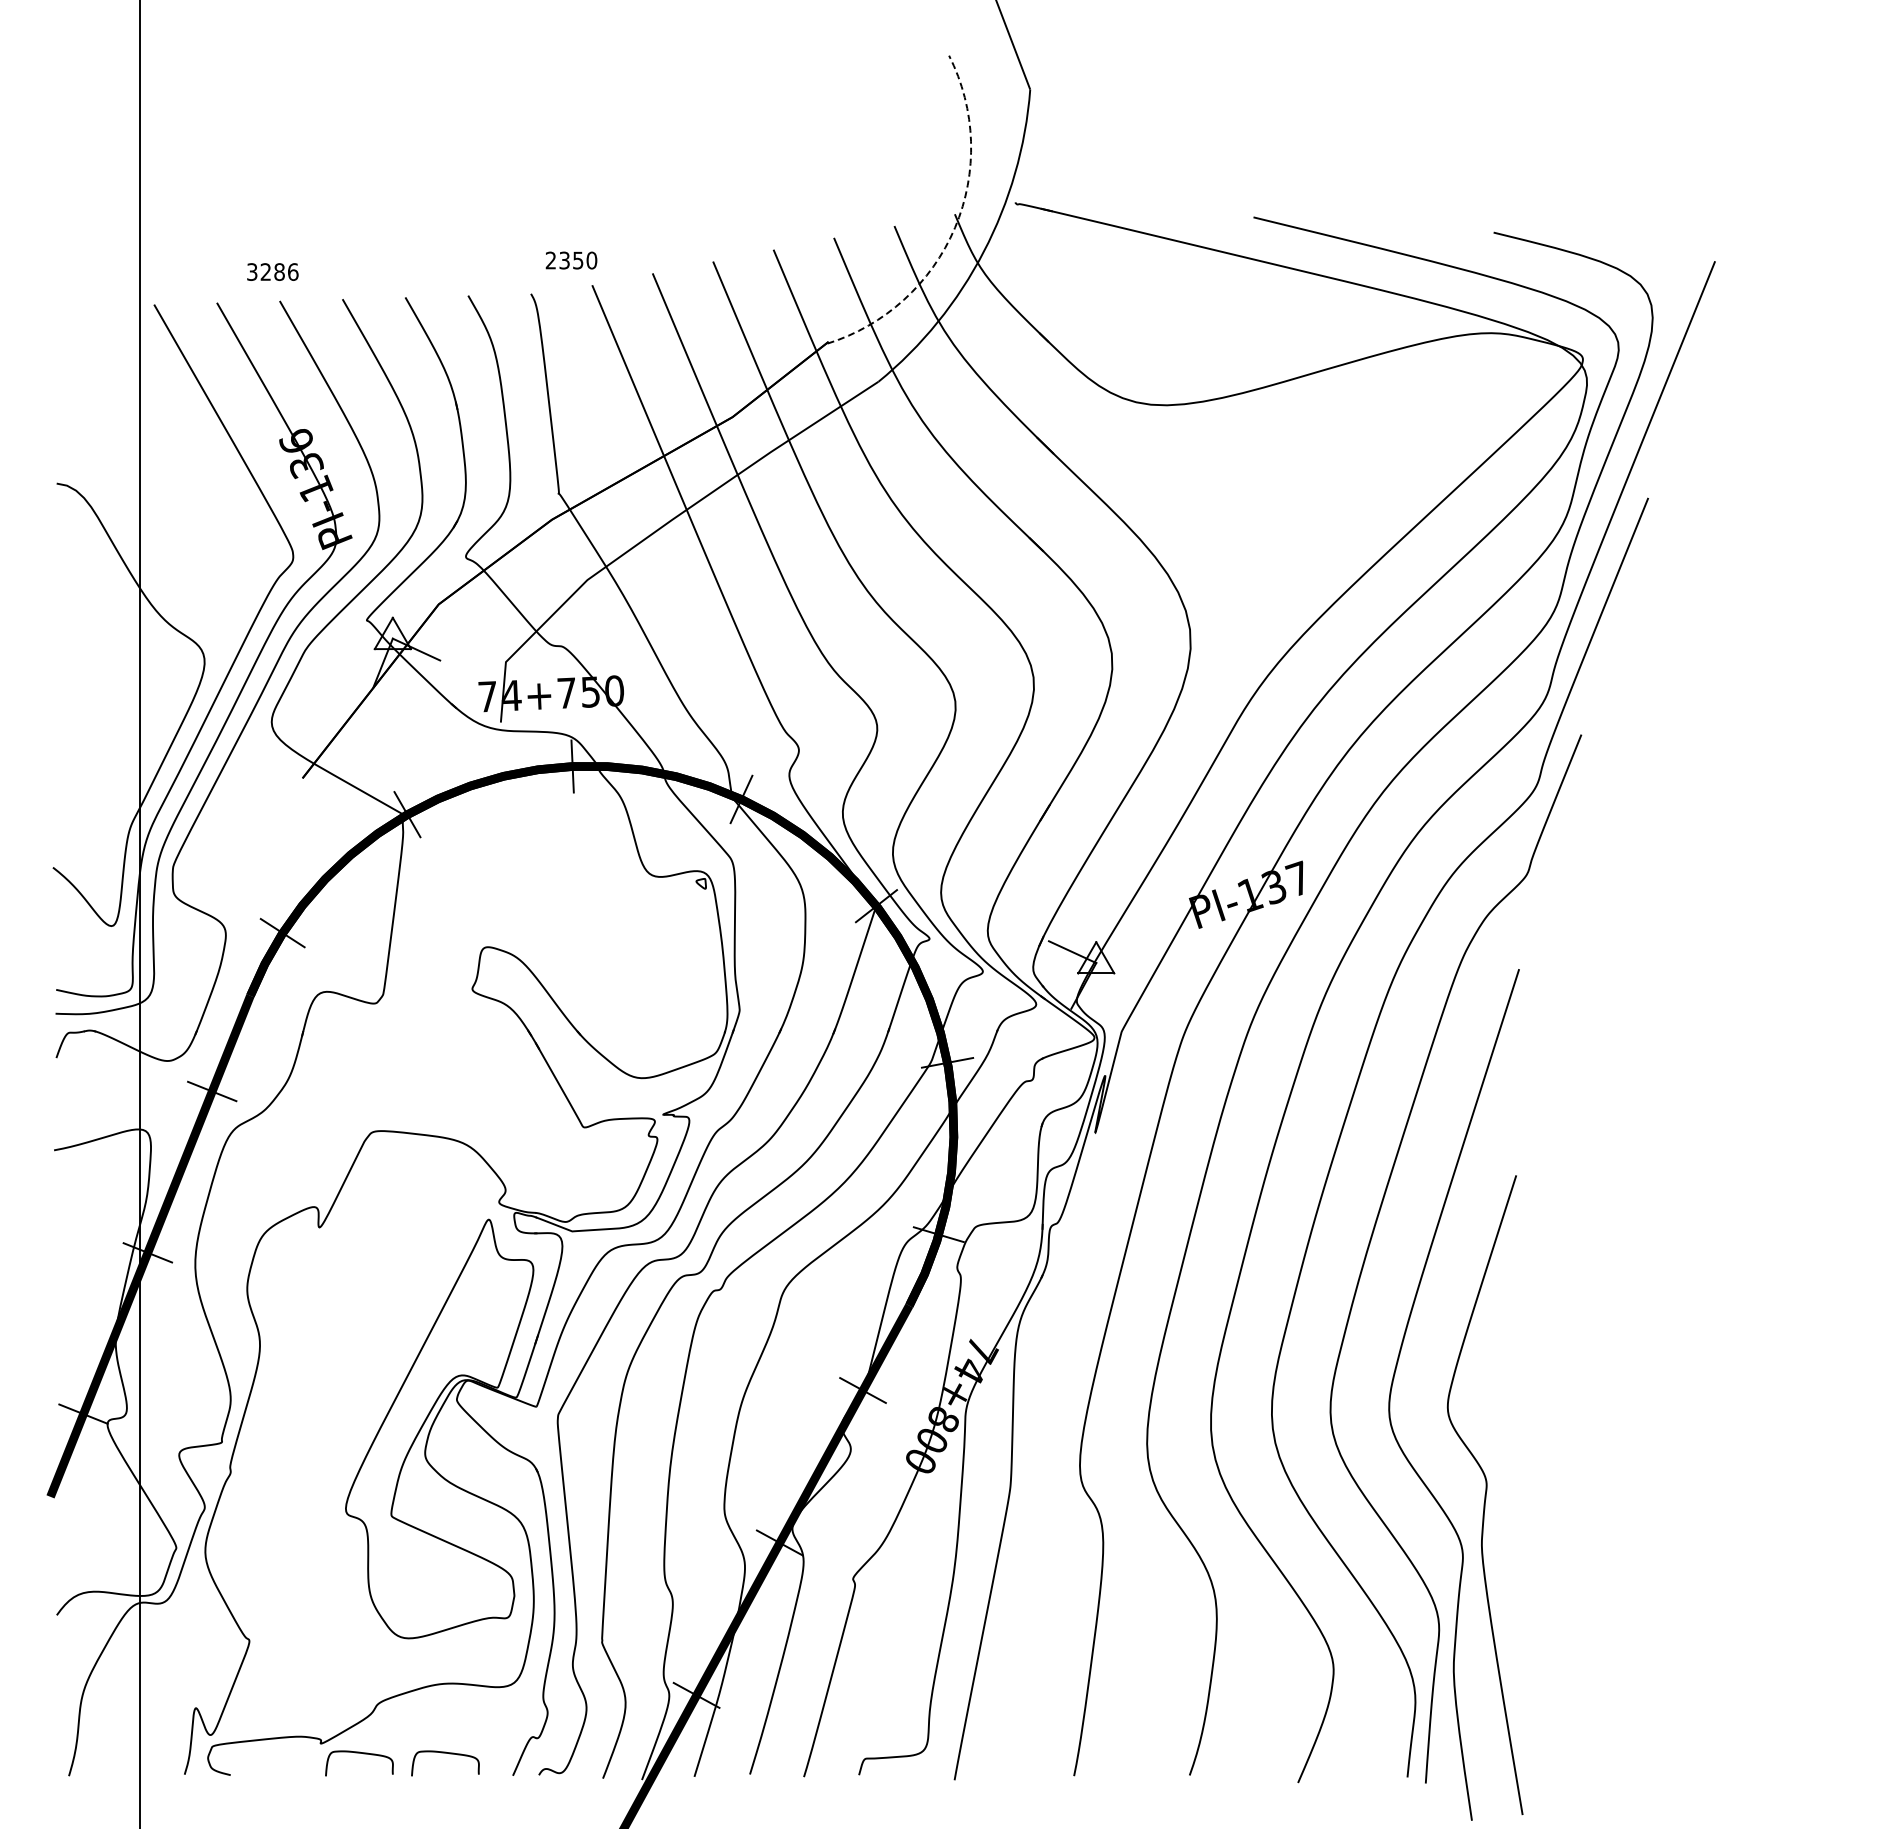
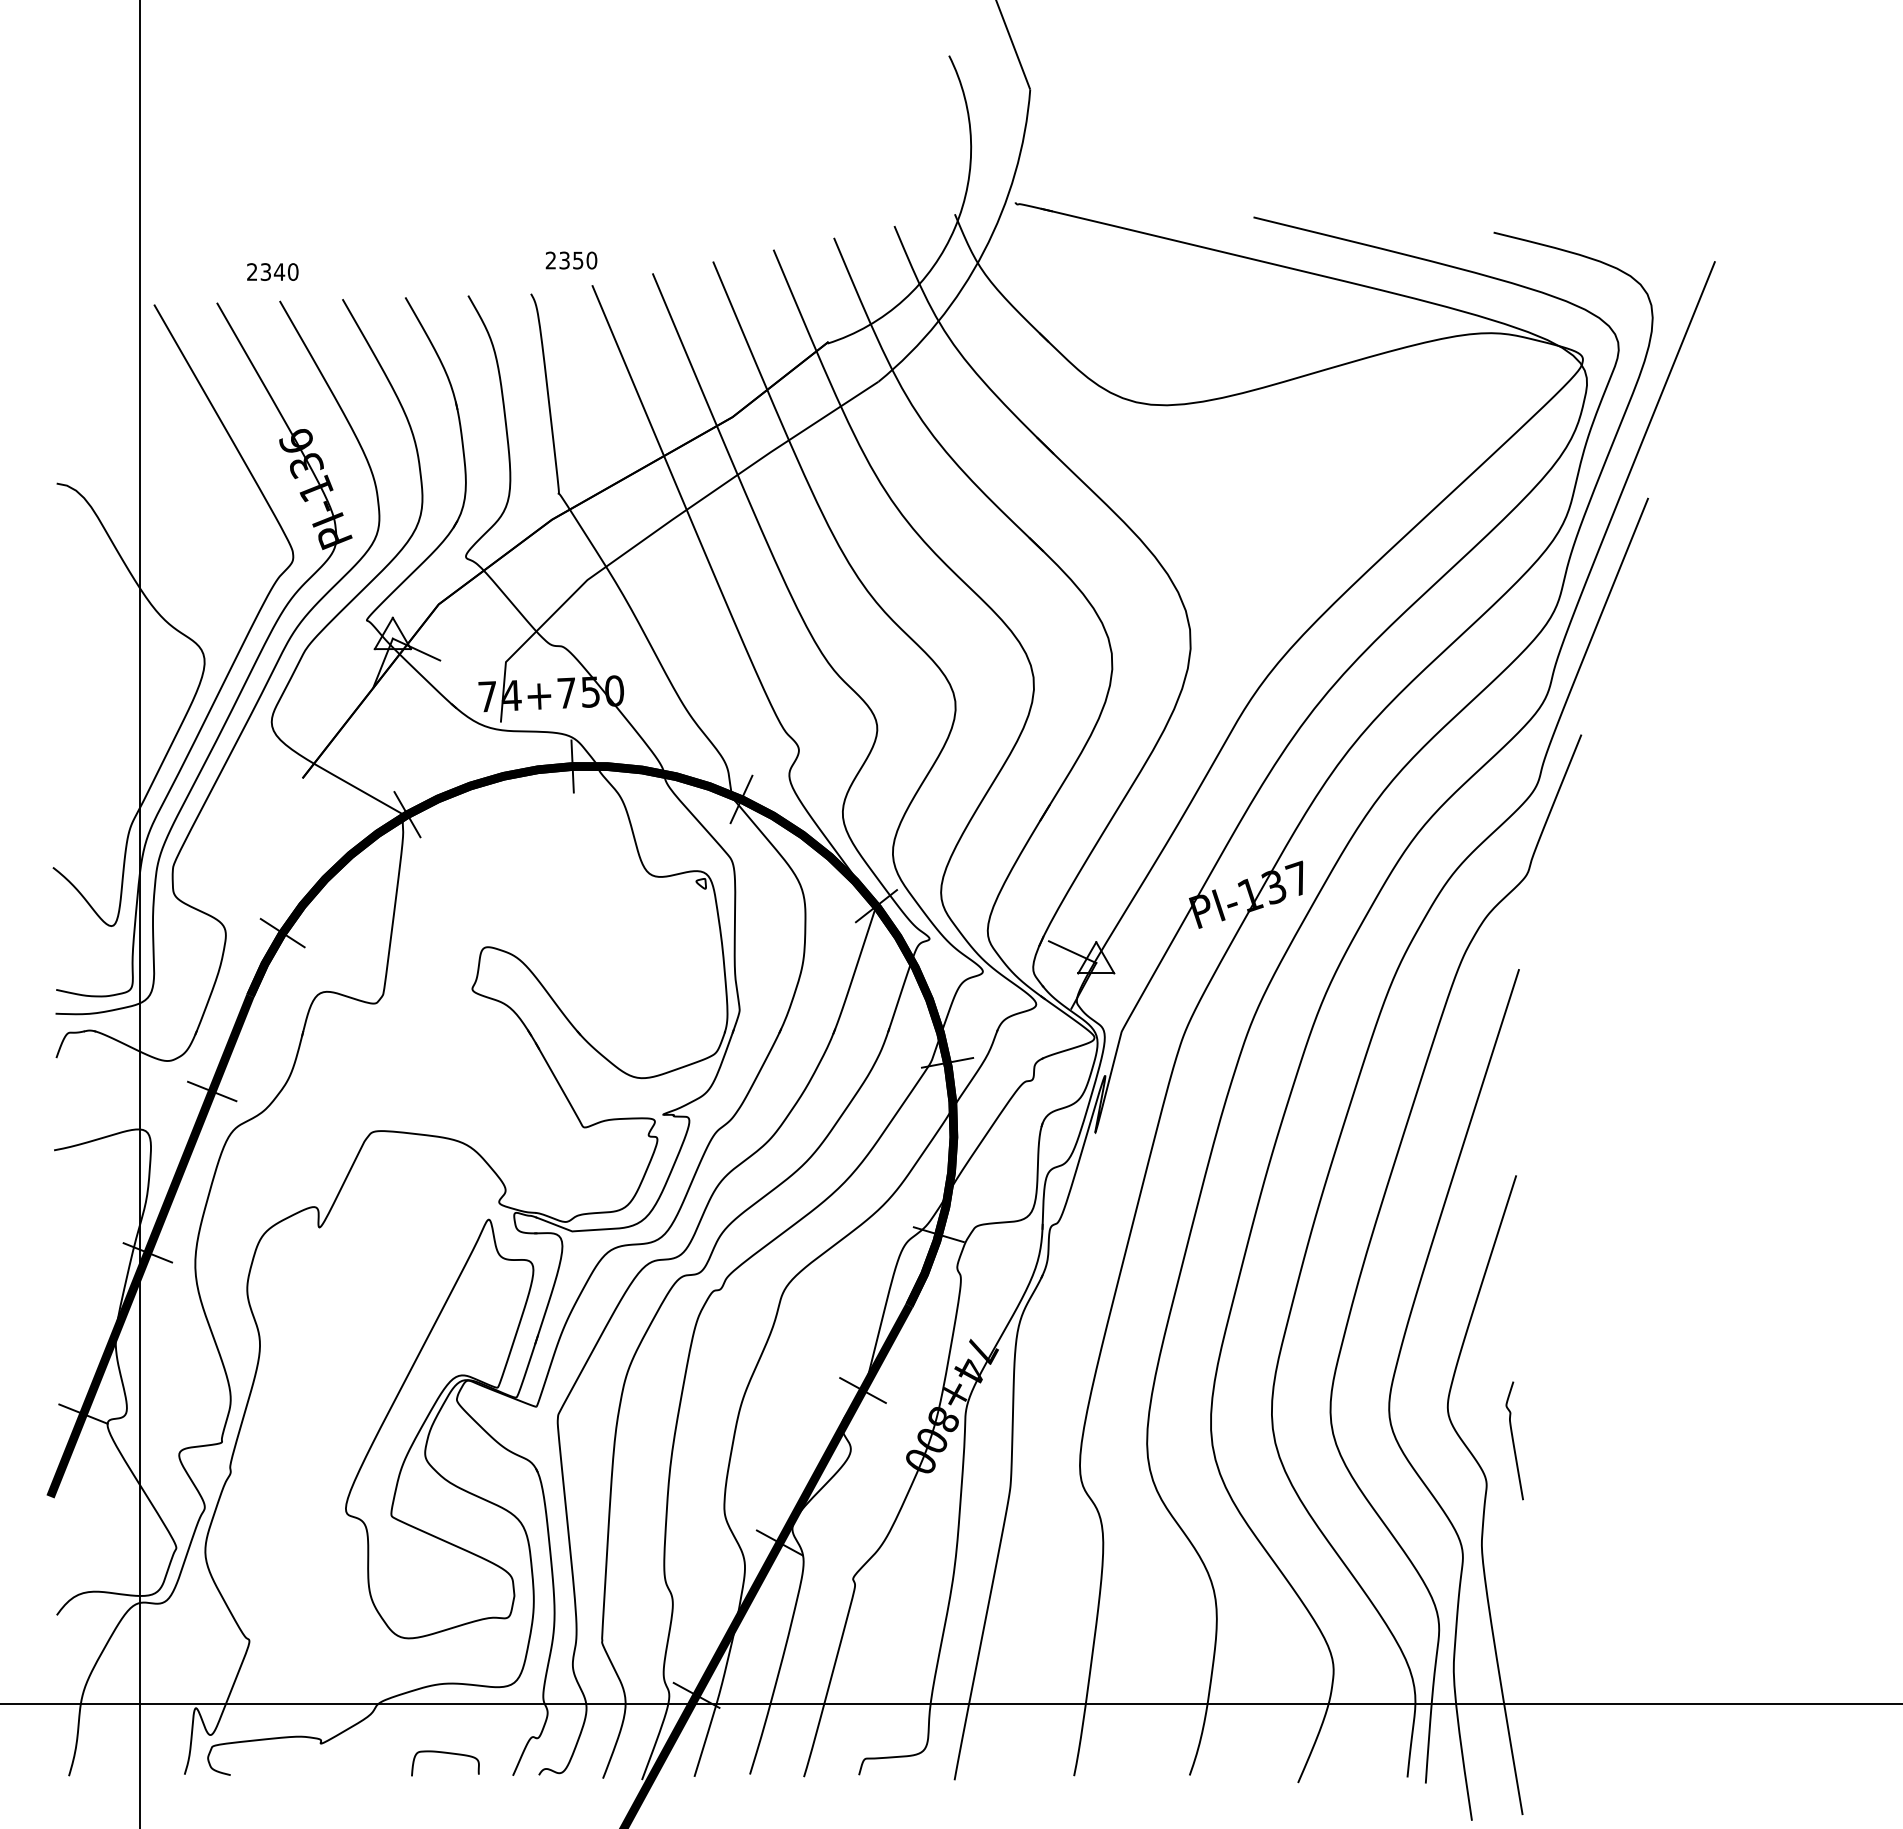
arc: dashed -> solid (955, 227)
text: 3286 -> 2340 (272, 271)
curve: none -> present (1513, 1440)
line: none -> present (950, 1704)
curve: present -> none (363, 1754)
